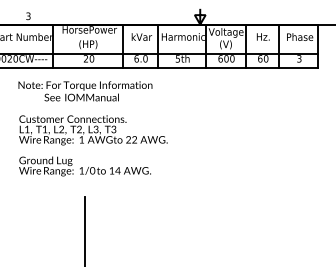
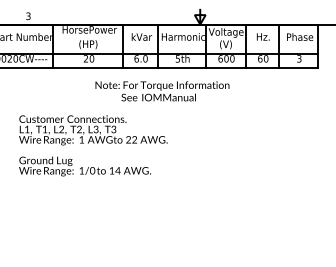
text position: (85, 91) -> (162, 91) (162, 91)
line: present -> none (85, 229)
